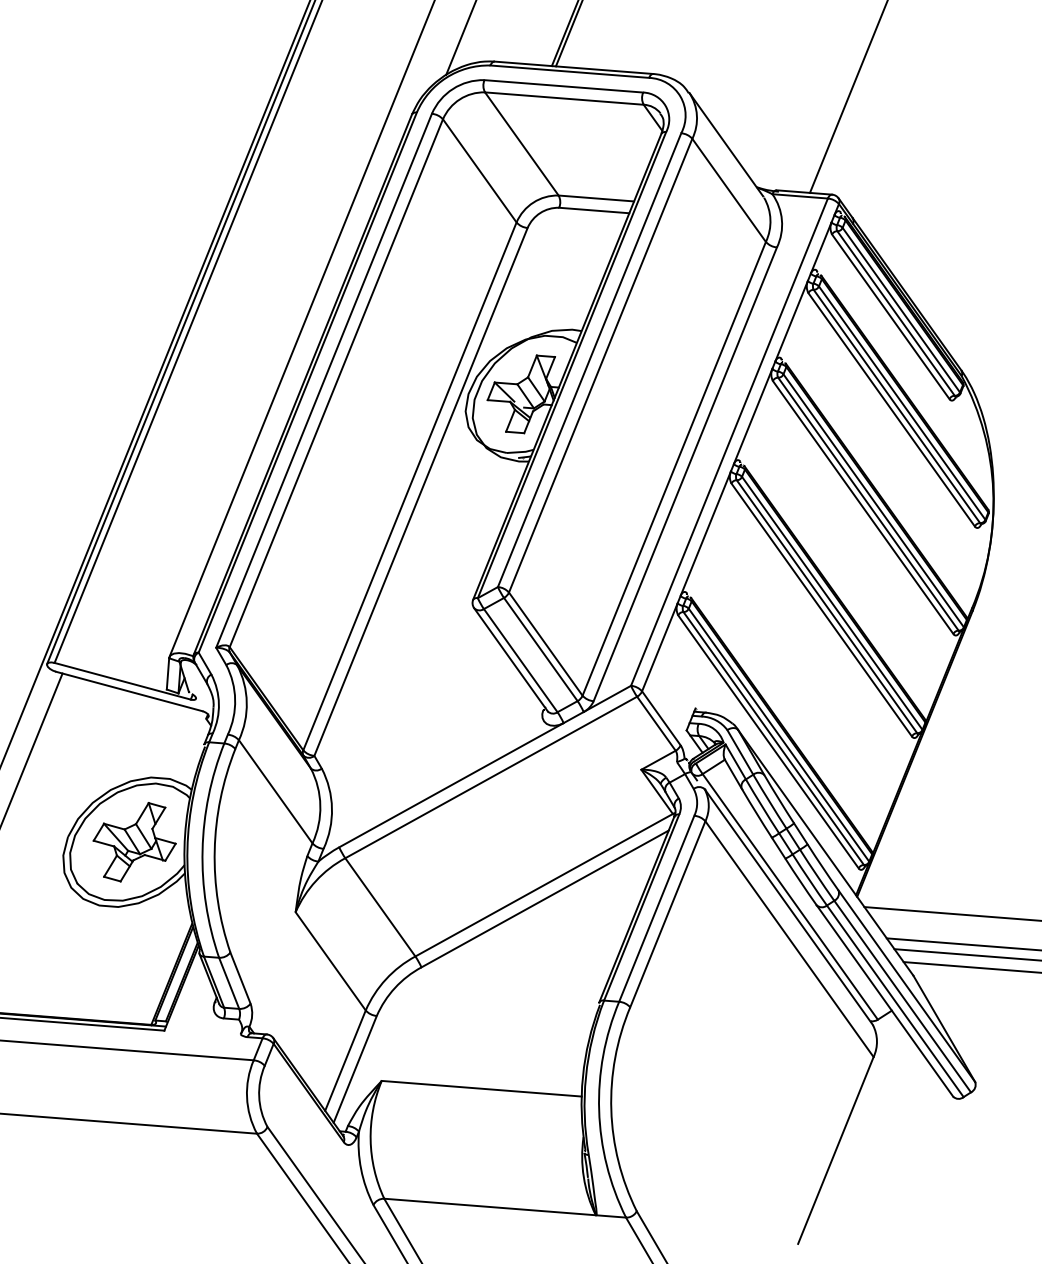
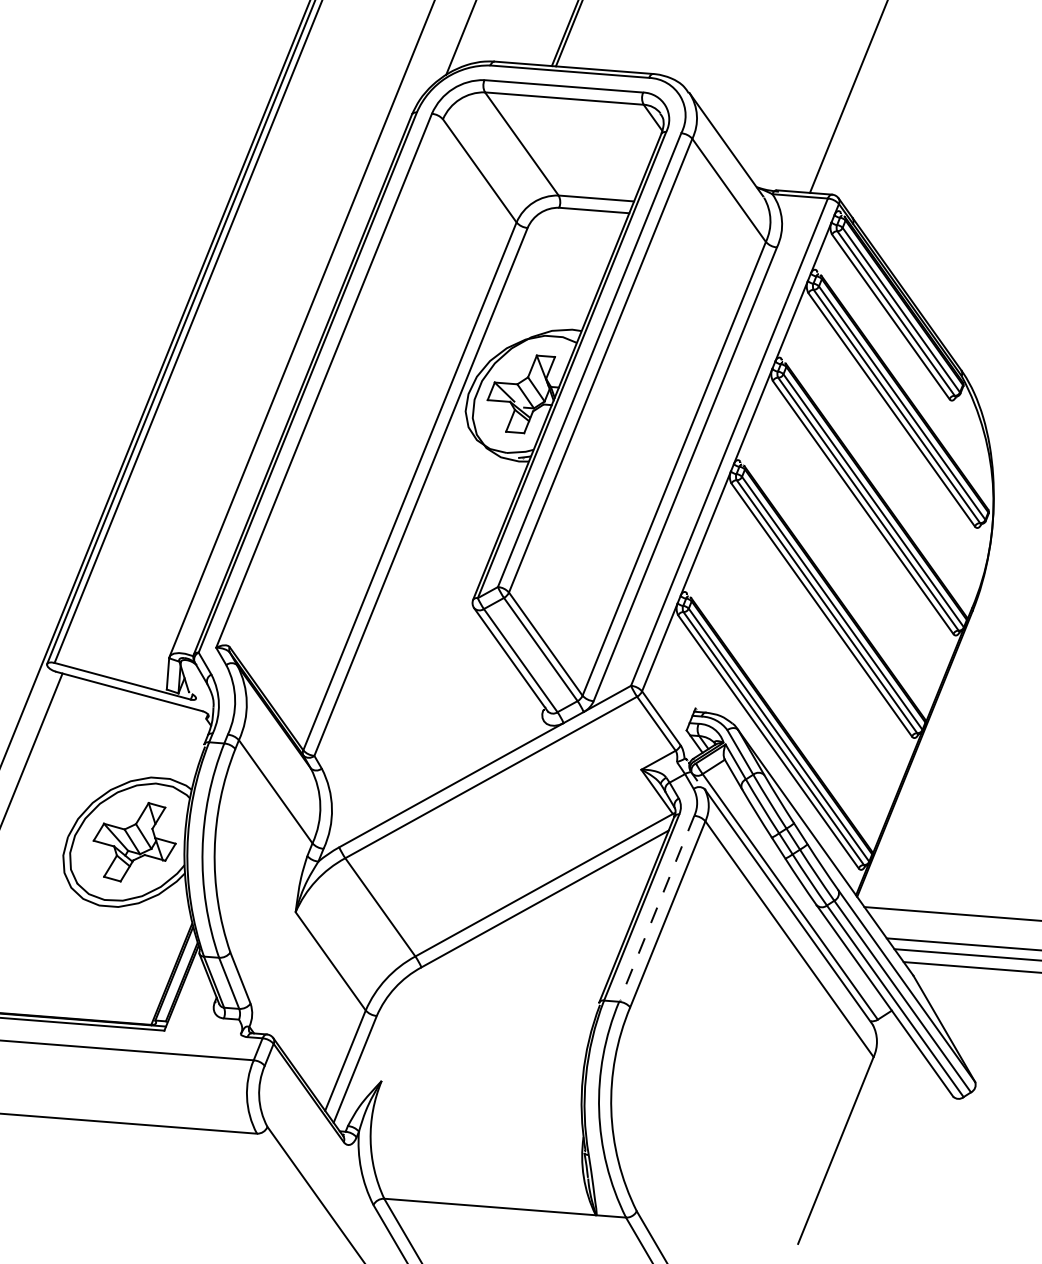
line: present -> none (335, 383)
line: solid -> dashed (656, 909)
line: present -> none (481, 1088)
line: present -> none (302, 1196)
